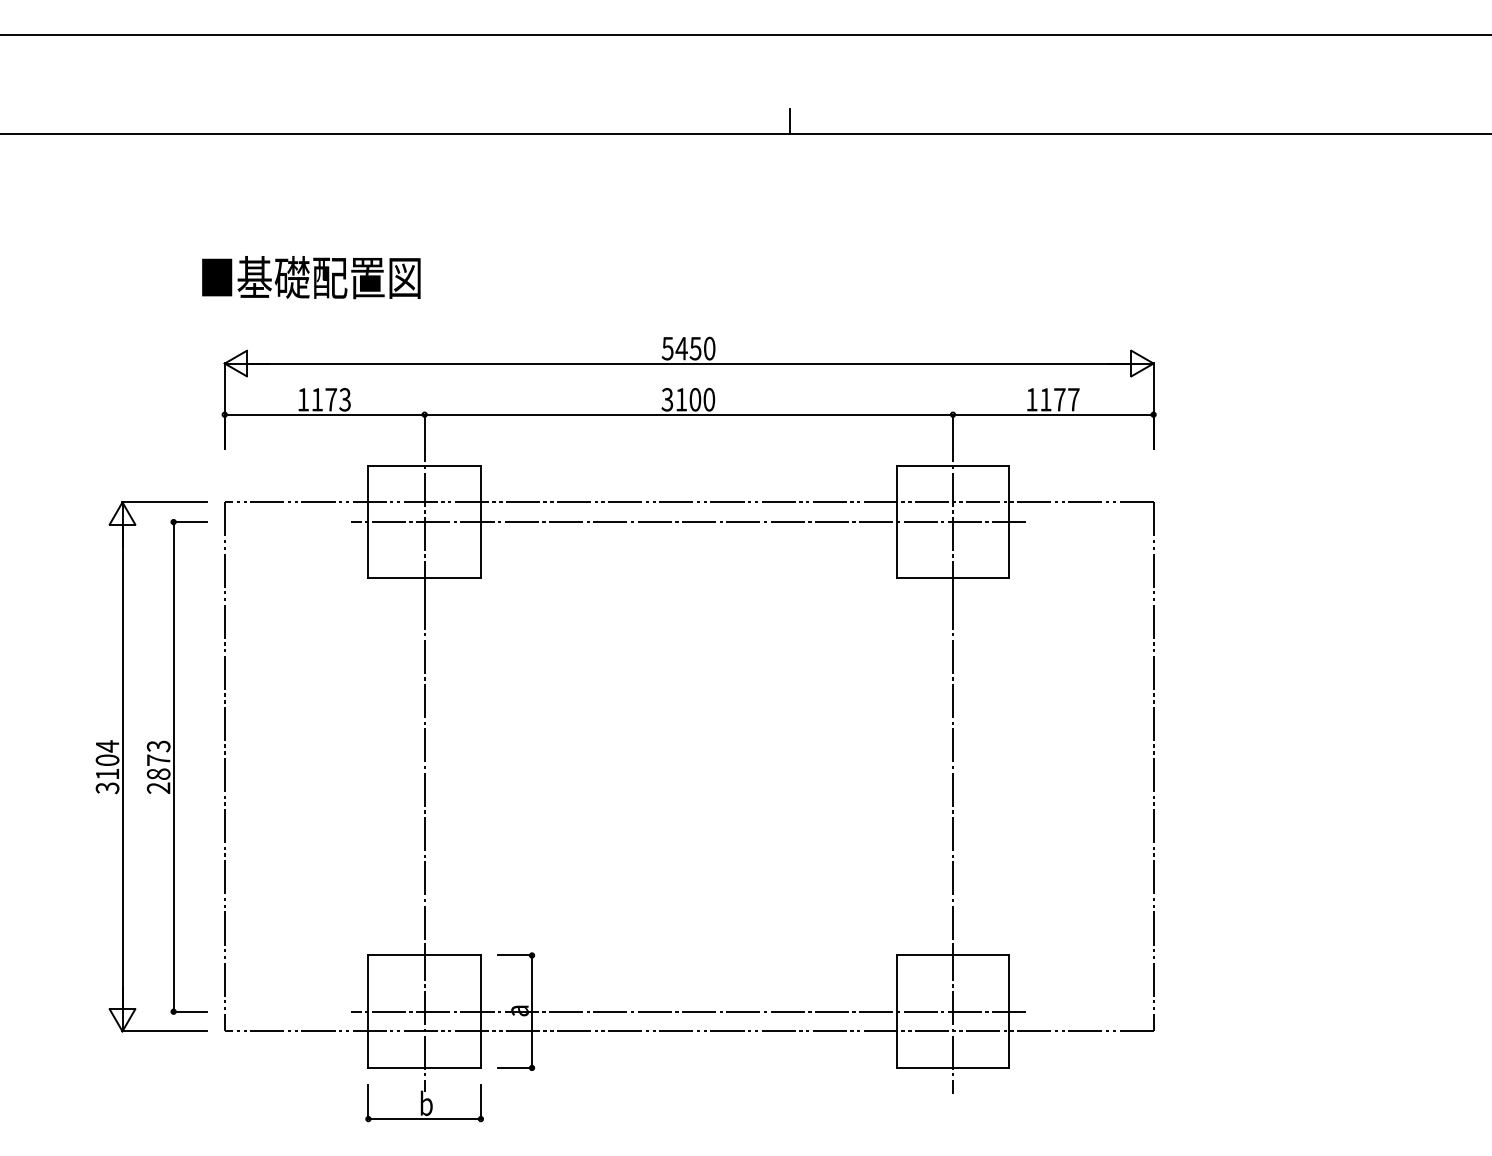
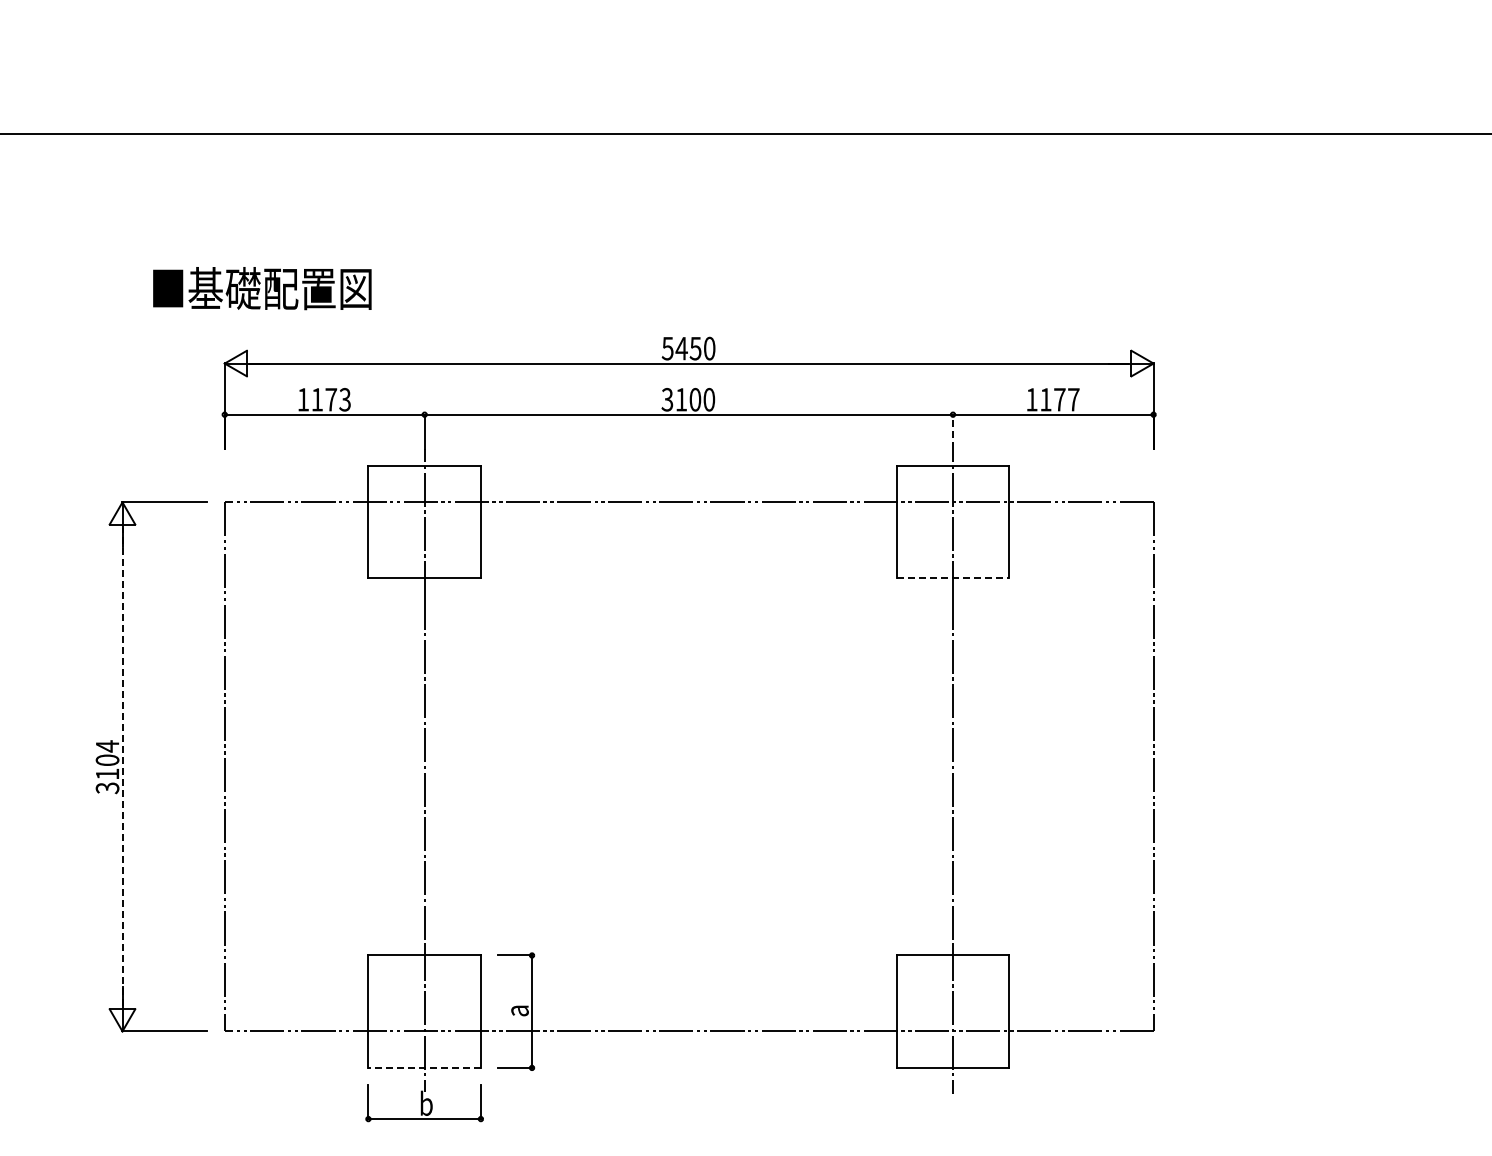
line: present -> none (745, 34)
line: present -> none (789, 121)
text position: (311, 277) -> (262, 288) (262, 288)
line: solid -> dashed (953, 431)
line: present -> none (688, 522)
line: solid -> dashed (953, 578)
line: solid -> dashed (122, 766)
part: present -> none (176, 766)
line: present -> none (688, 1011)
line: solid -> dashed (424, 1067)
